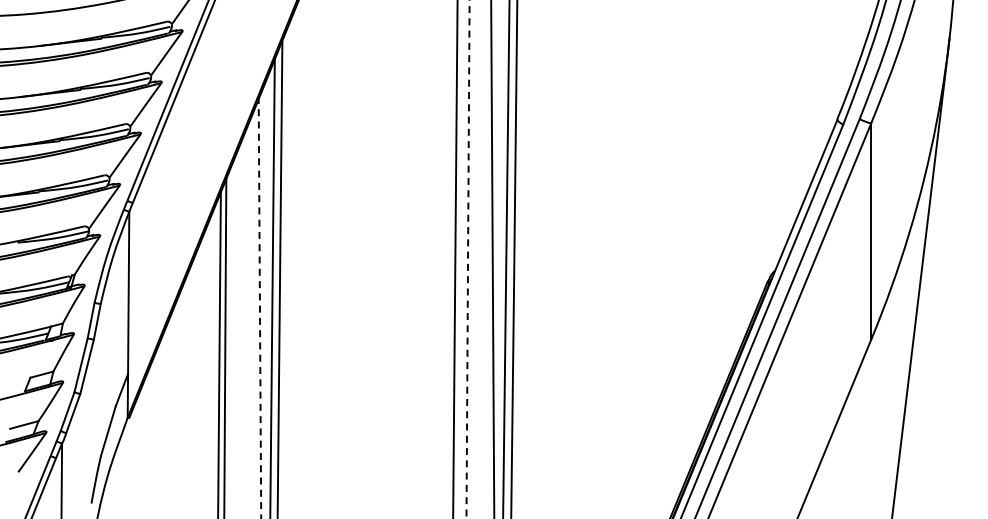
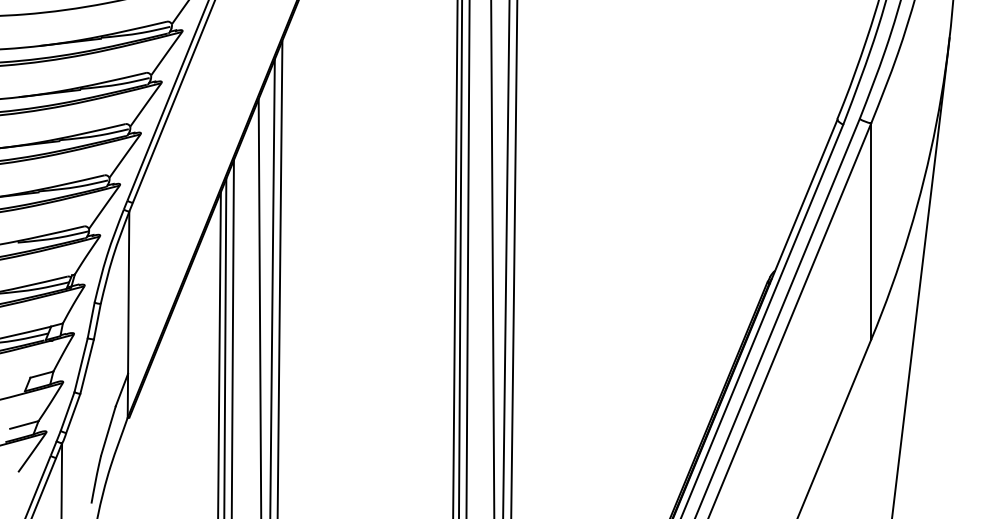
line: none -> present (460, 258)
line: dashed -> solid (468, 259)
line: dashed -> solid (259, 308)
line: none -> present (232, 337)
